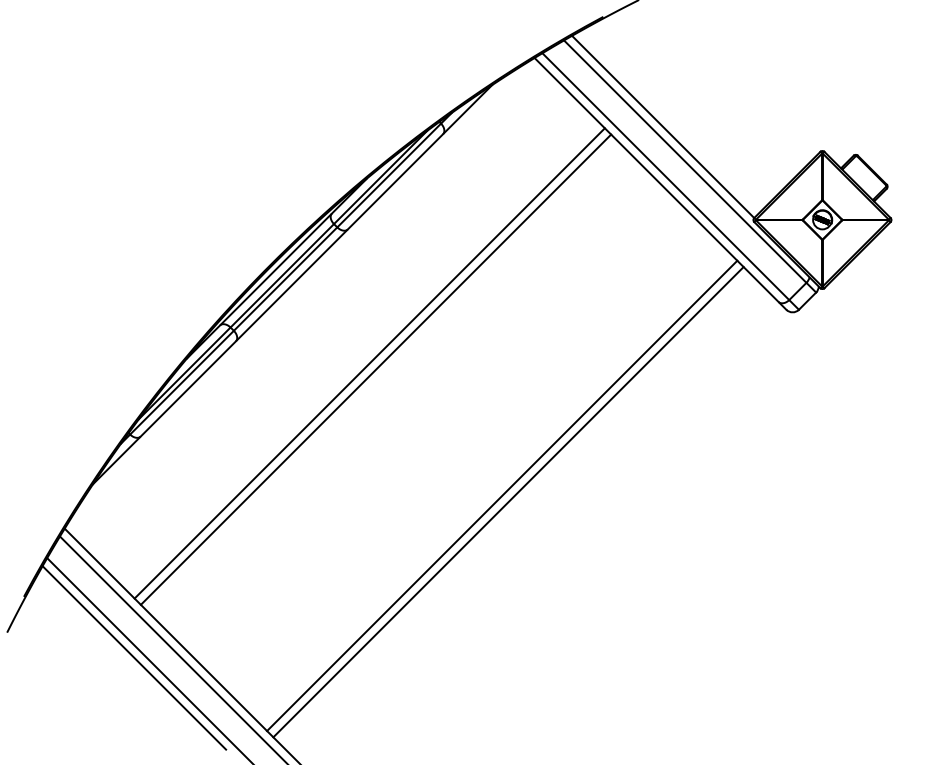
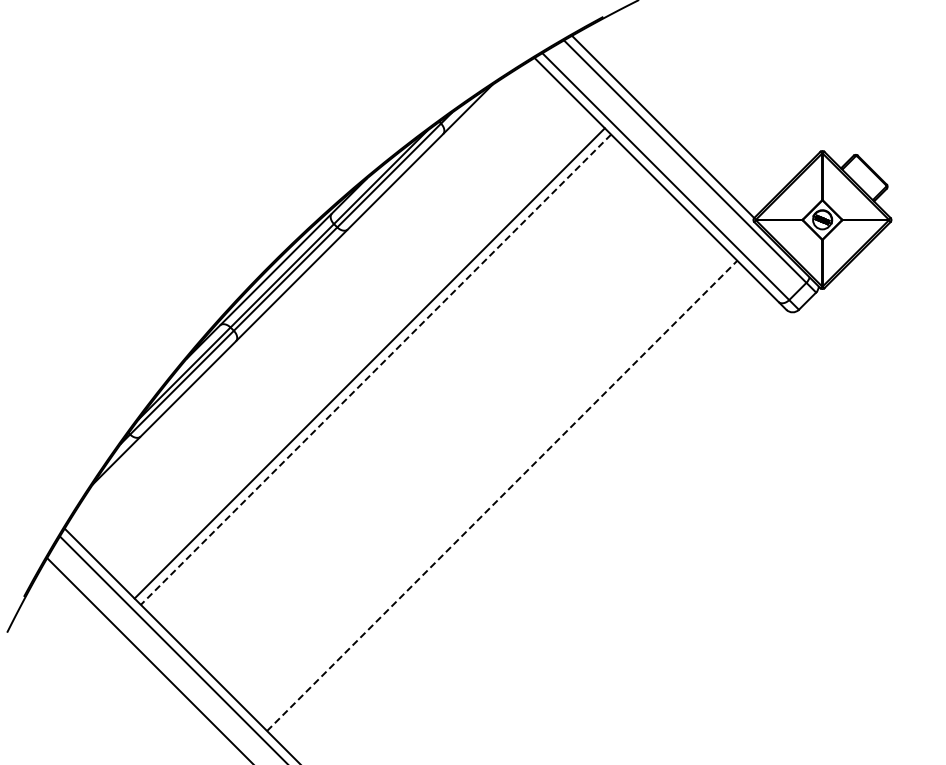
line: solid -> dashed (376, 369)
line: solid -> dashed (502, 495)
line: present -> none (508, 502)
line: present -> none (134, 657)
